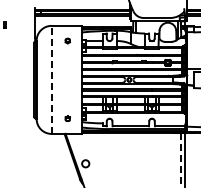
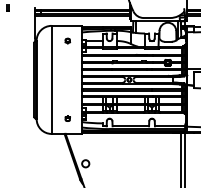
part position: (4, 24) -> (7, 7) (7, 7)
line: dashed -> solid (51, 79)
line: dashed -> solid (180, 160)
